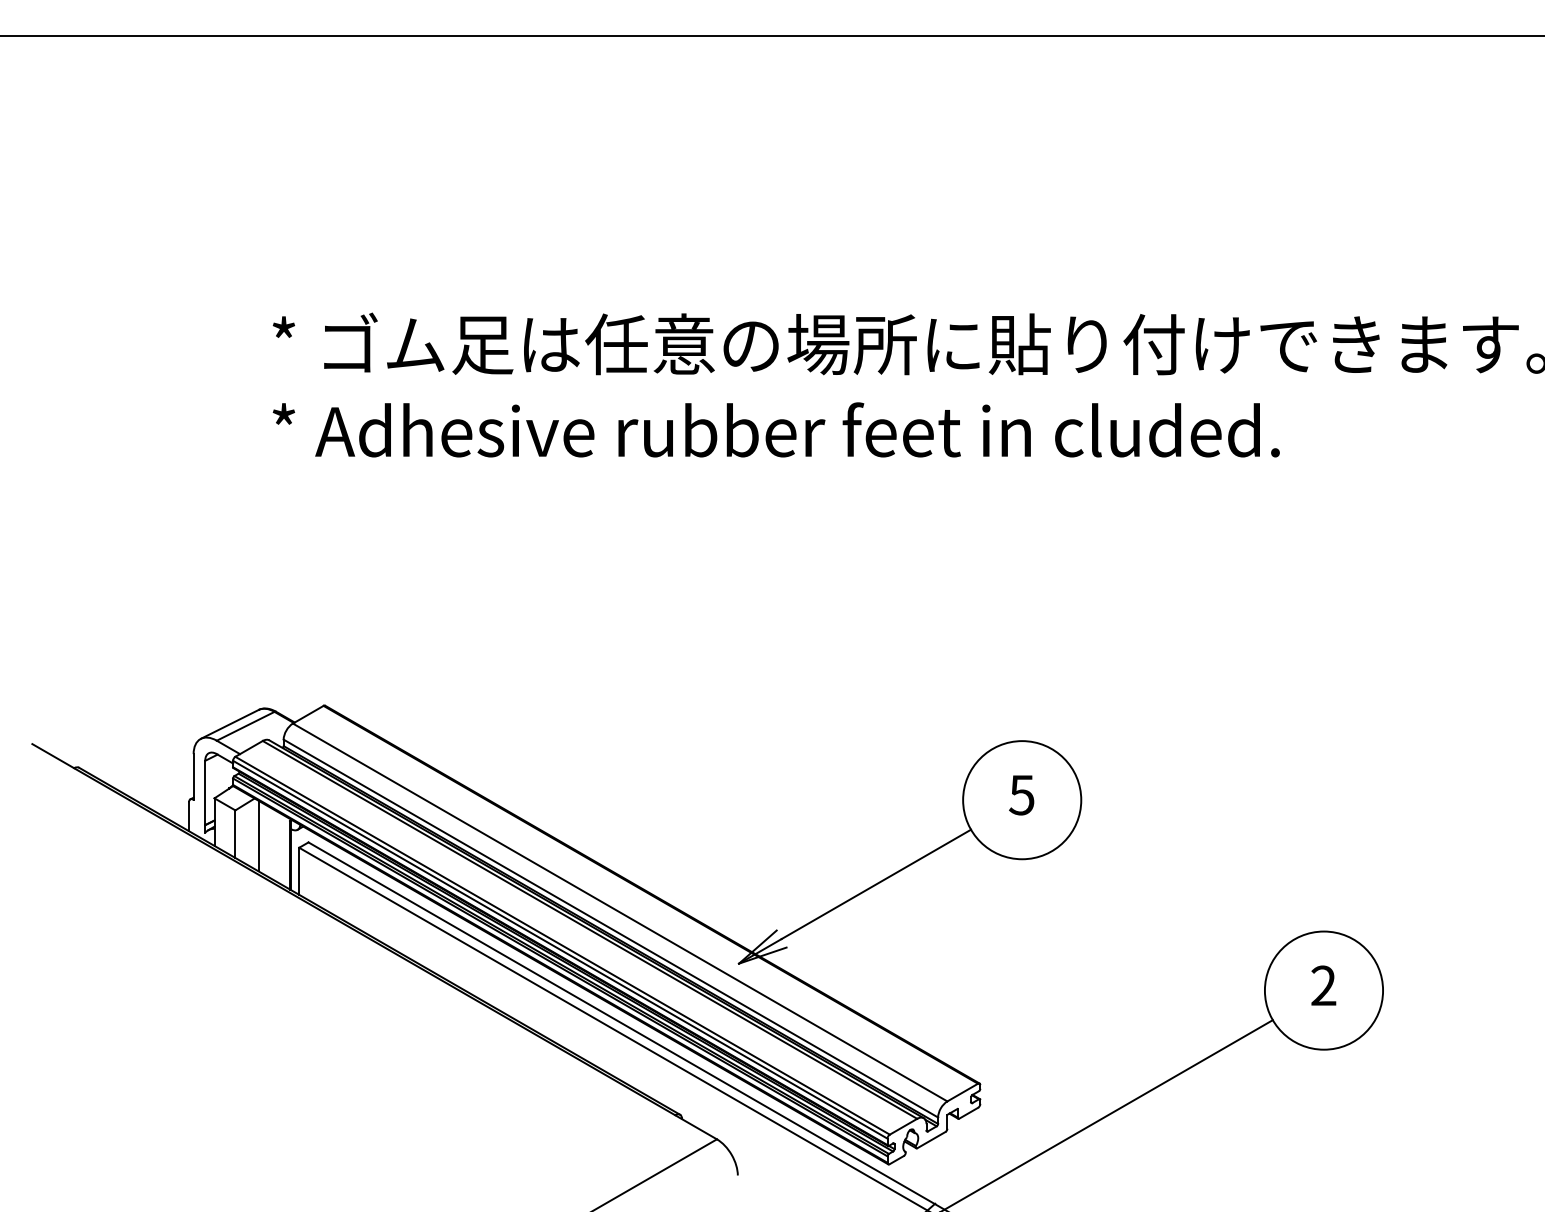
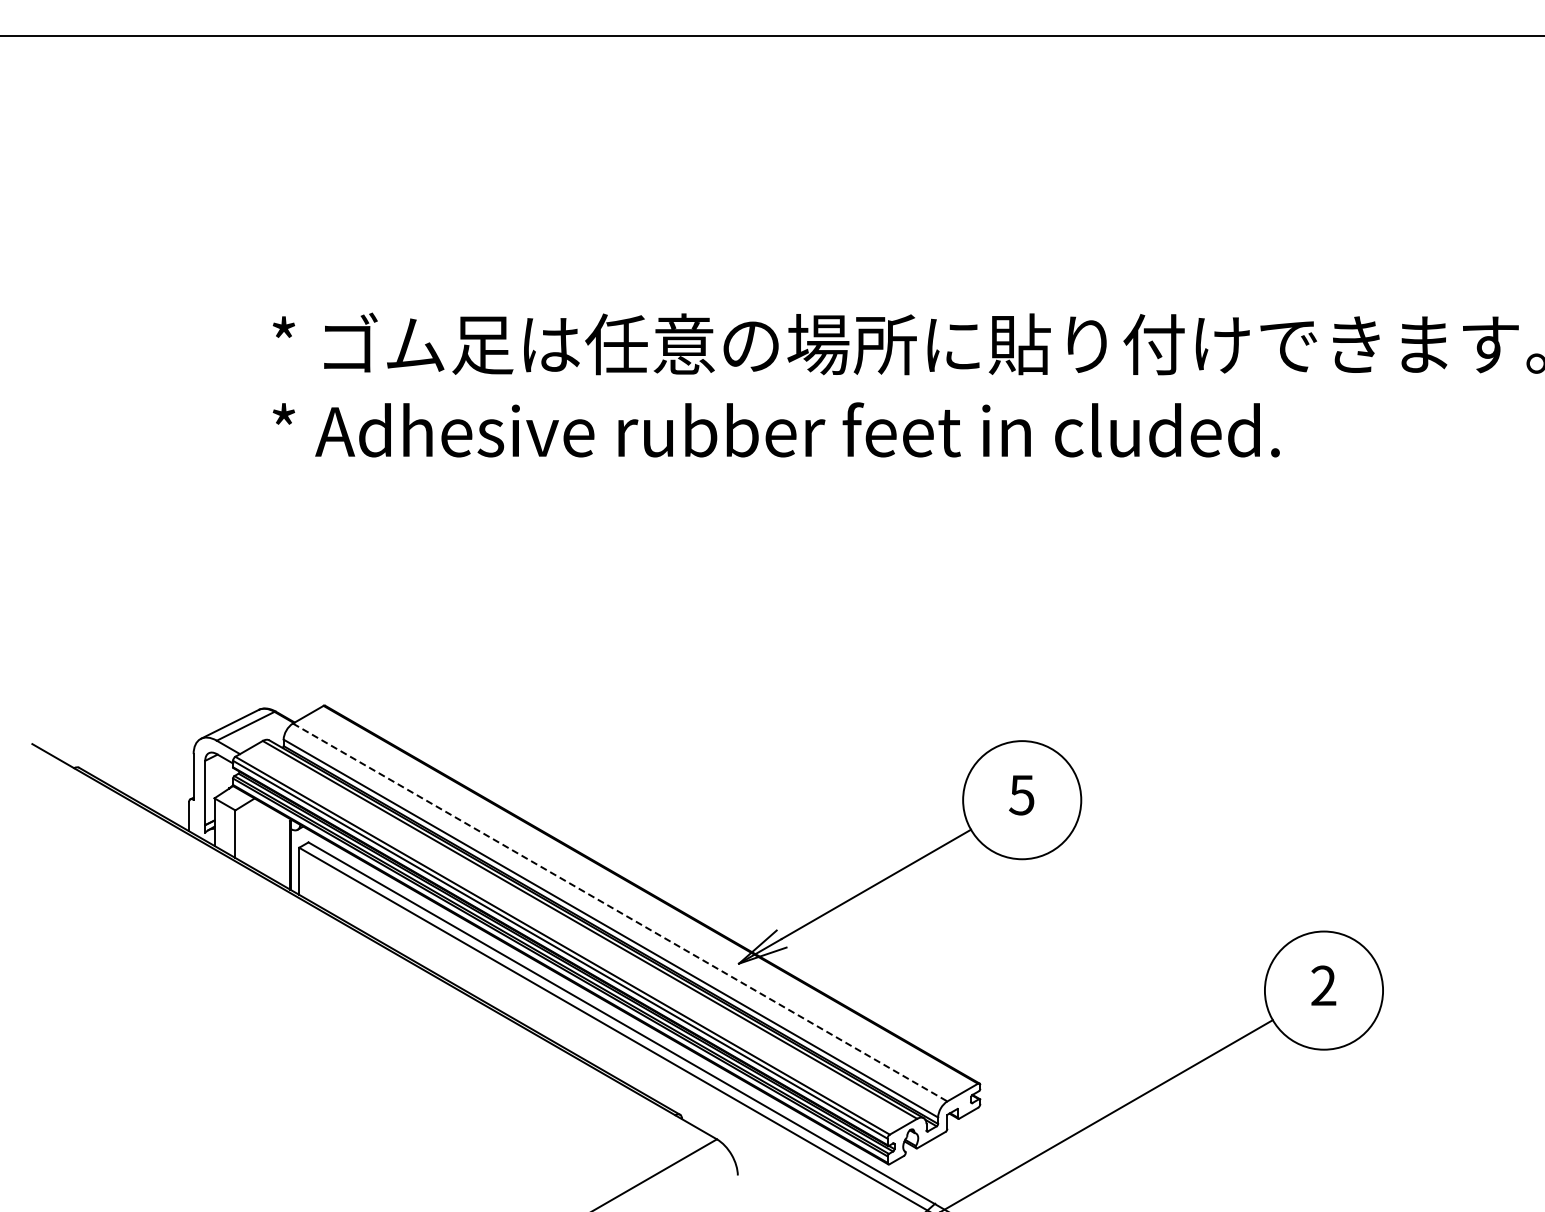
line: present -> none (258, 835)
line: solid -> dashed (620, 912)
